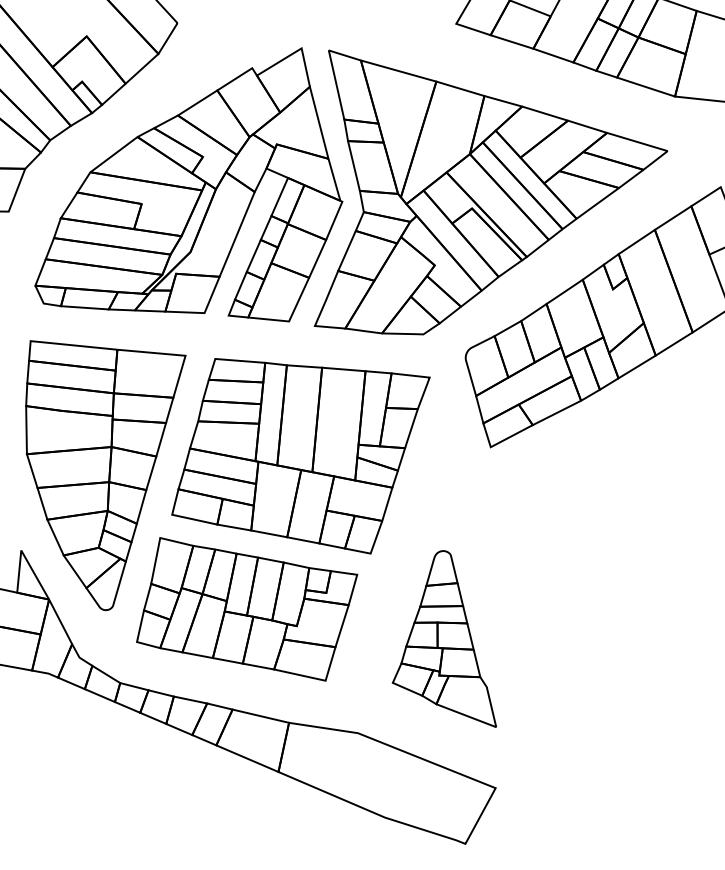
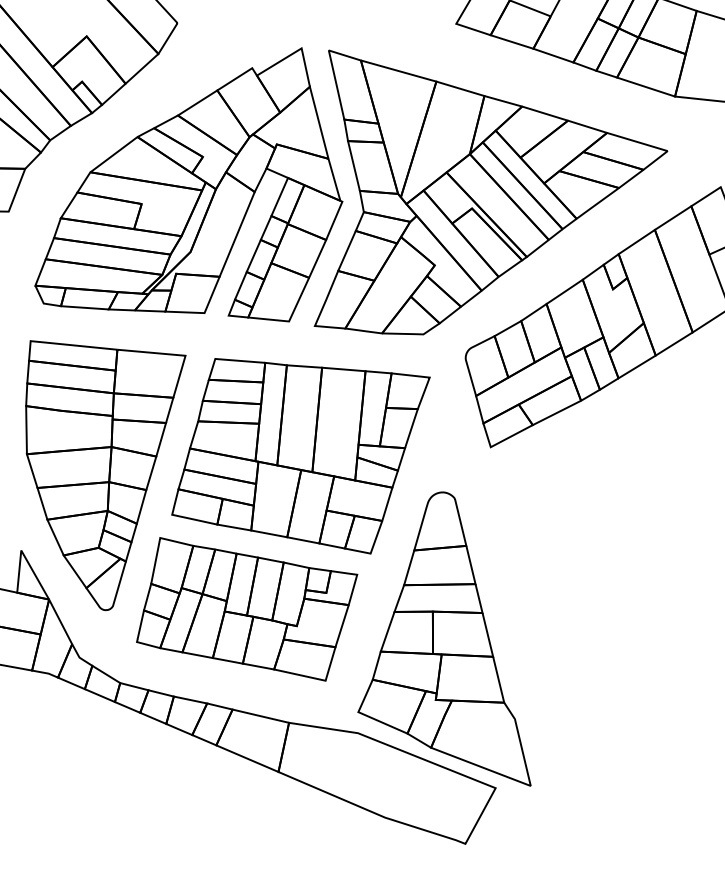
part size: 106x178 px -> 175x296 px (444, 638)
